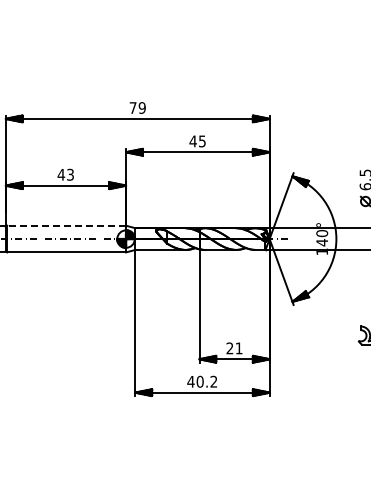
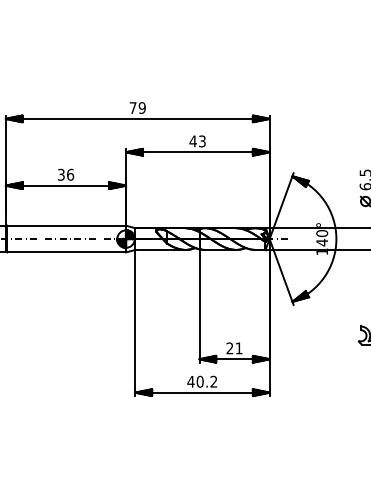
text: 45 -> 43 (202, 140)
text: 43 -> 36 (65, 174)
line: dashed -> solid (66, 225)
